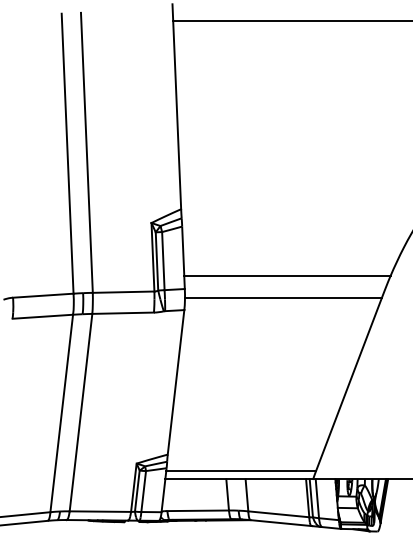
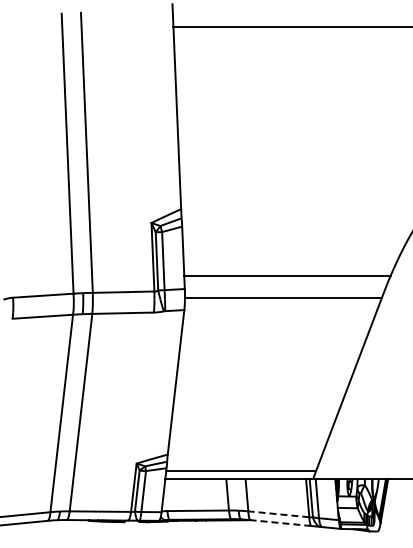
line position: (291, 20) -> (291, 26) (291, 26)
line: solid -> dashed (278, 514)
line: solid -> dashed (281, 523)
